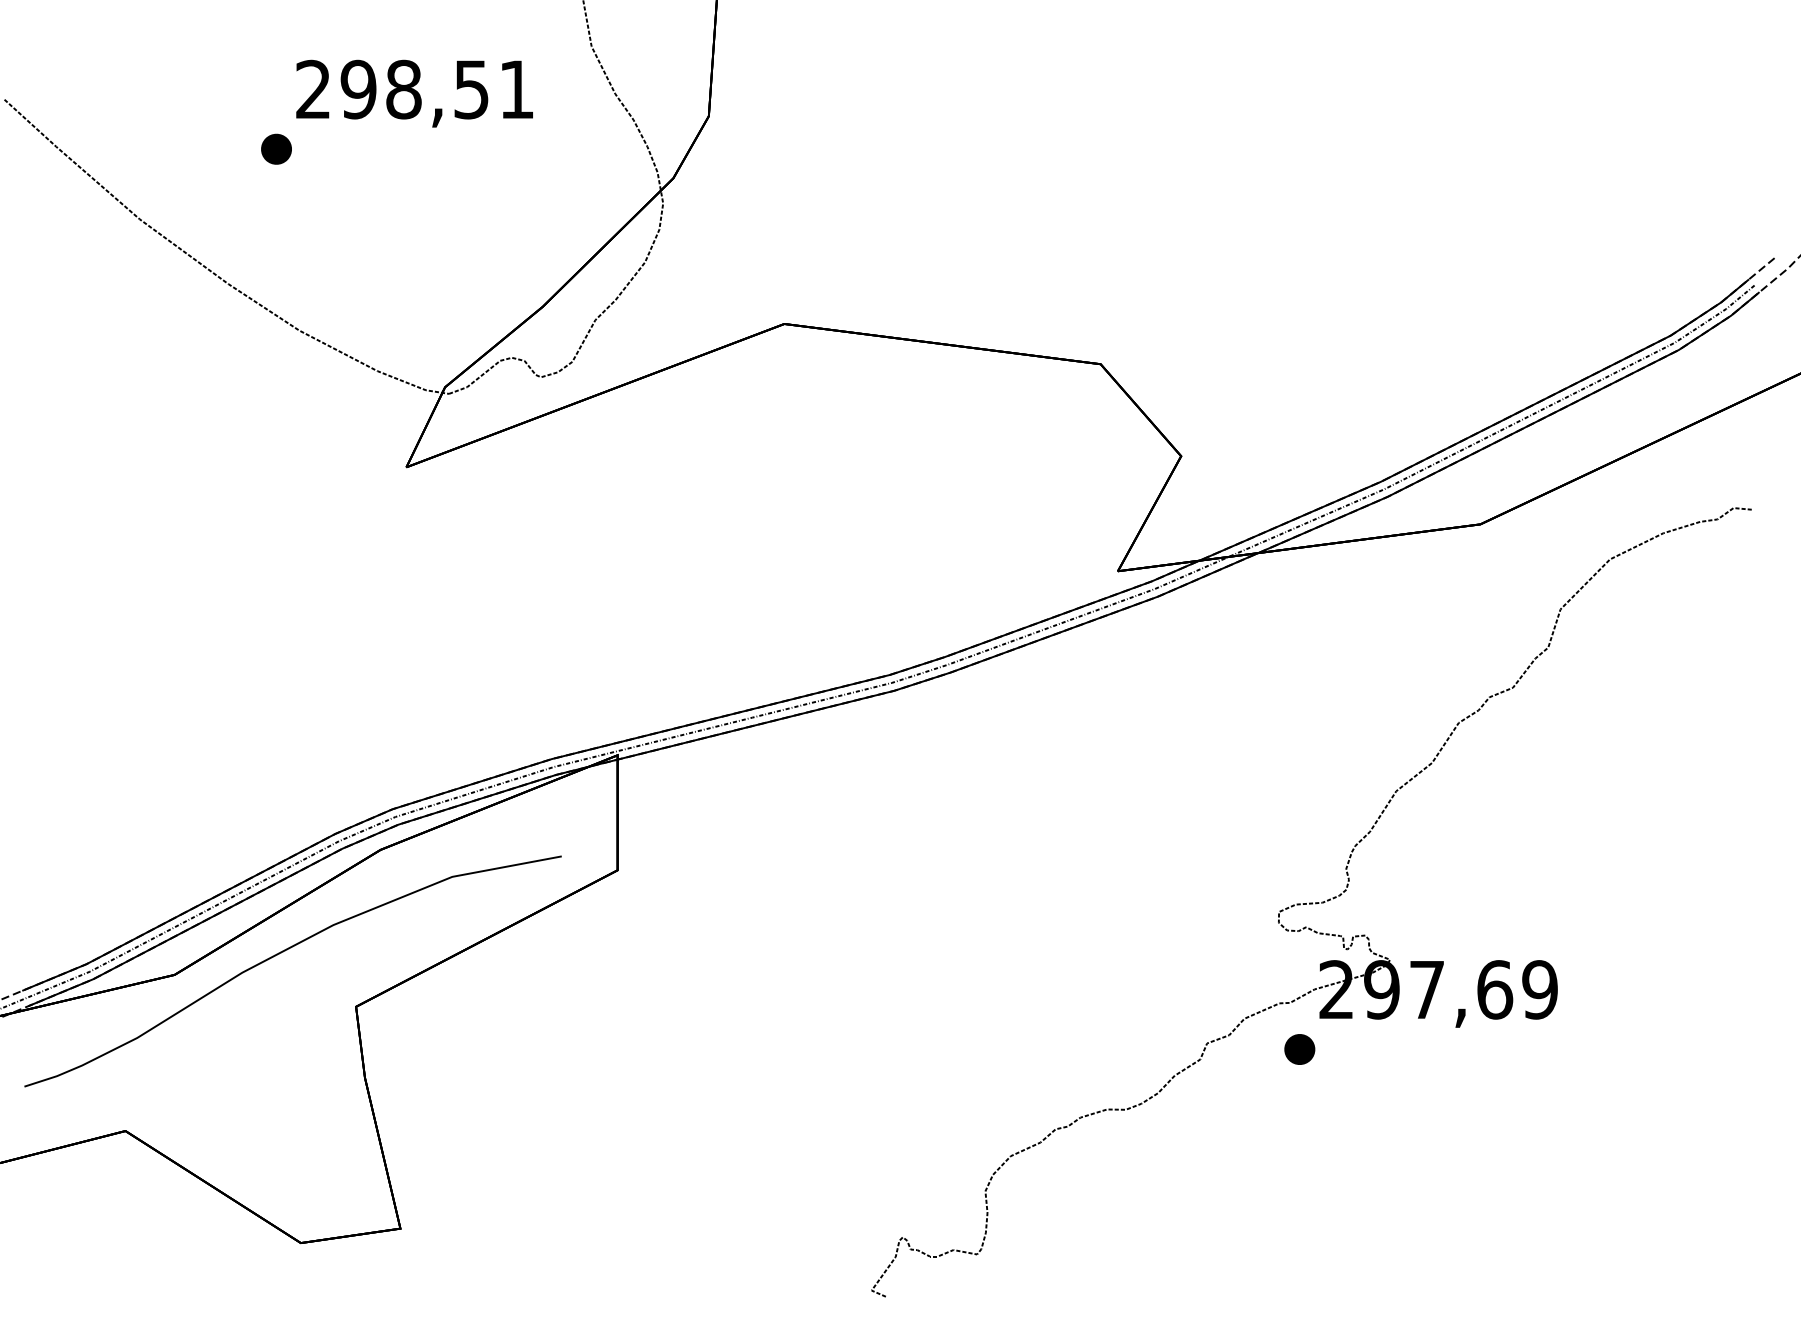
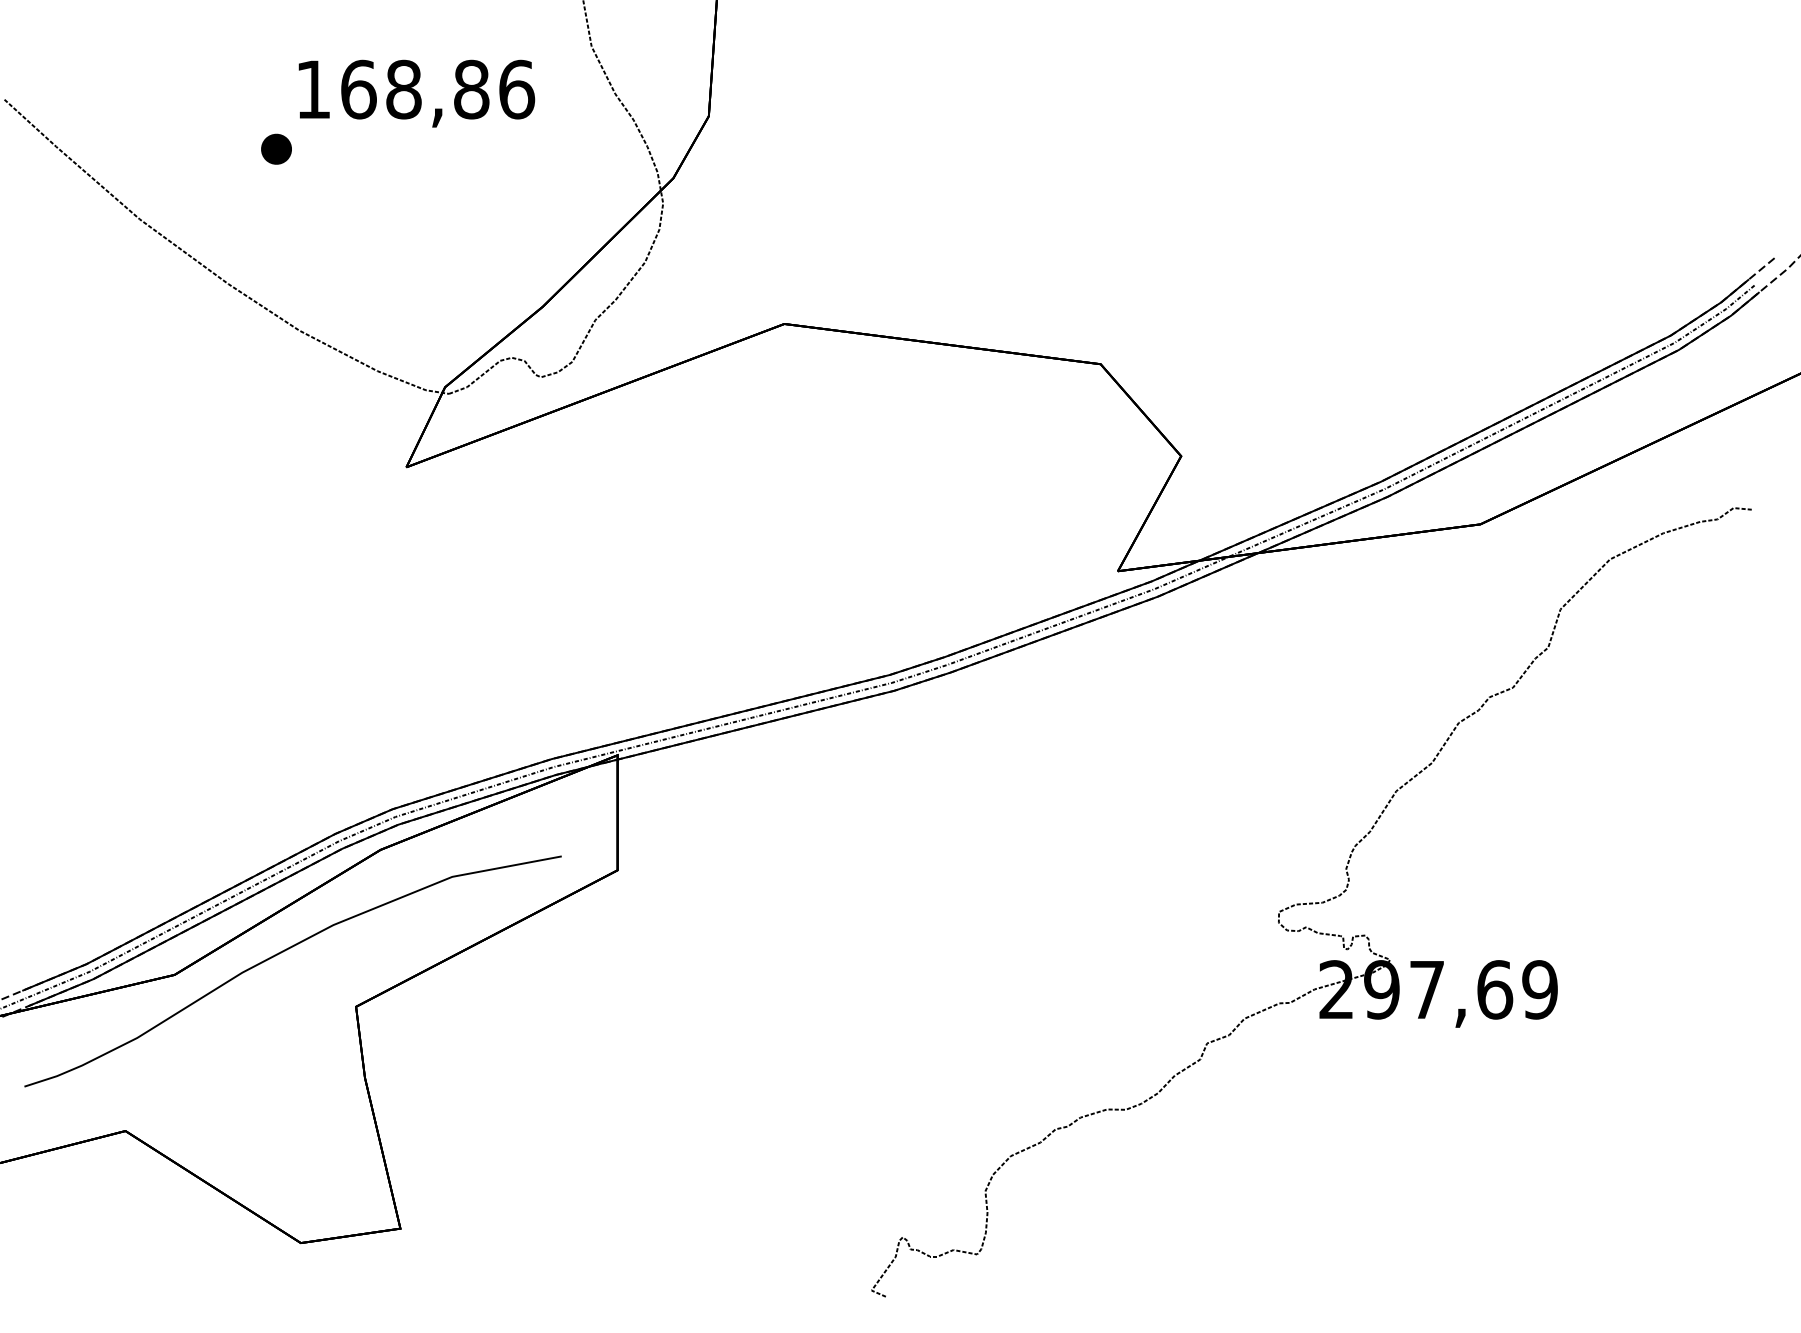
text: 298,51 -> 168,86 (415, 89)
part: present -> none (1299, 1049)
